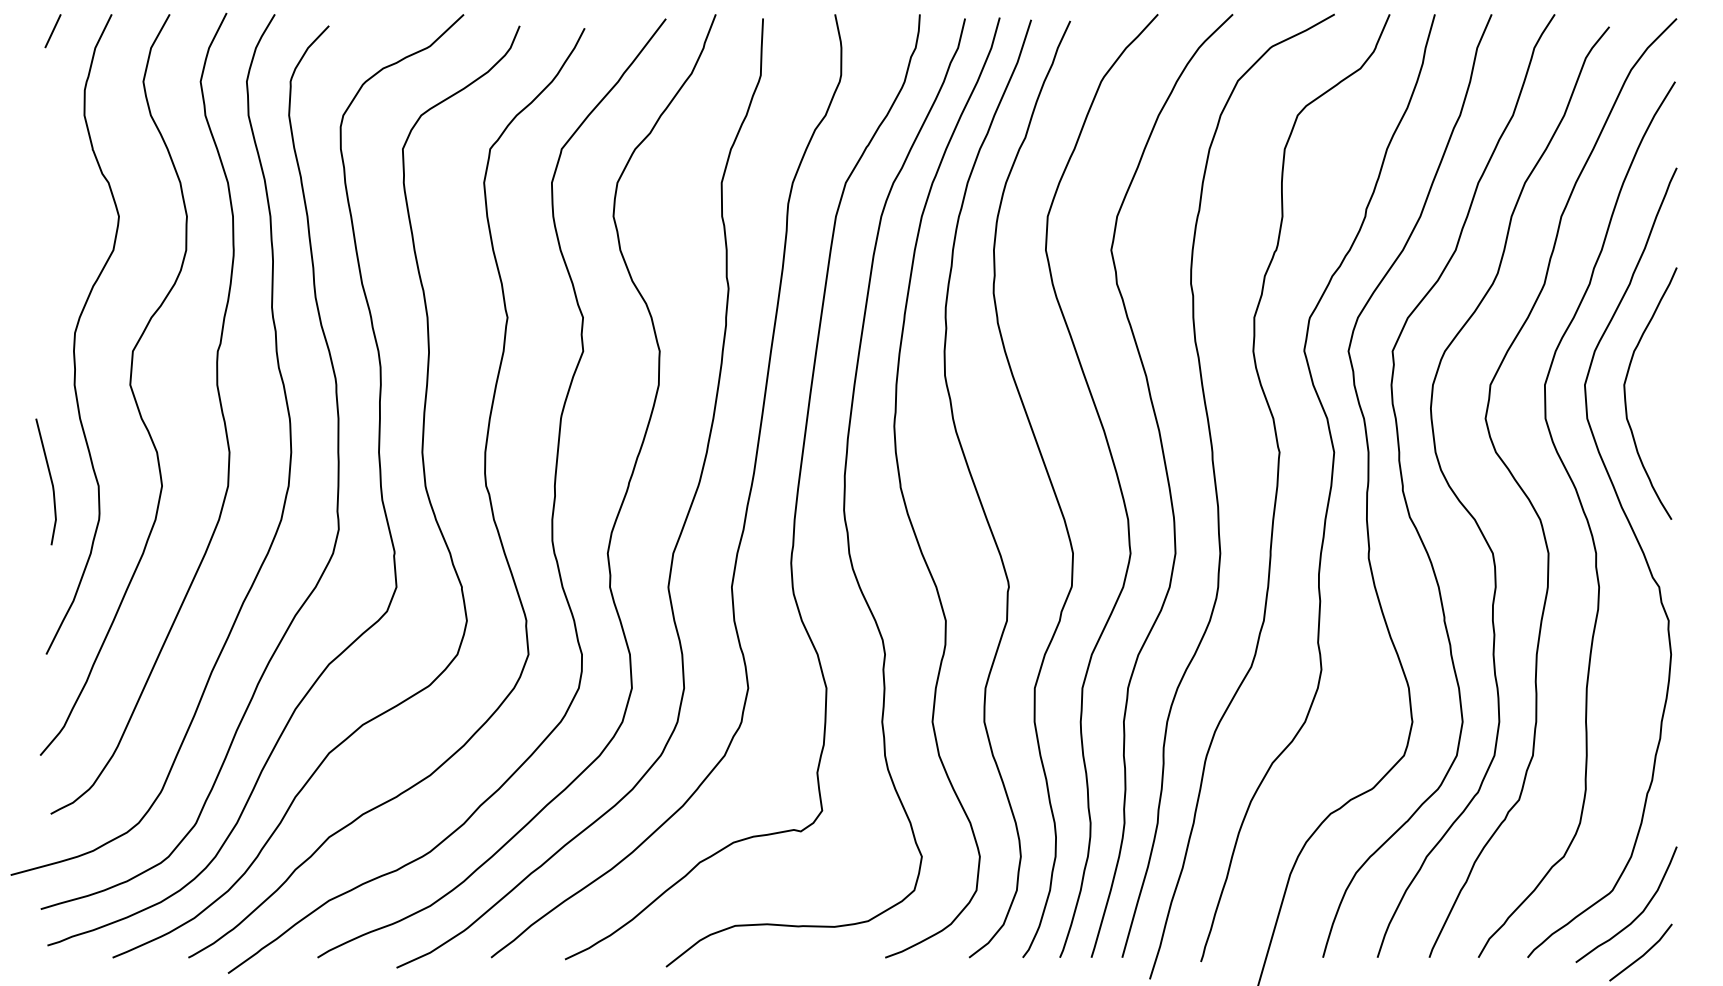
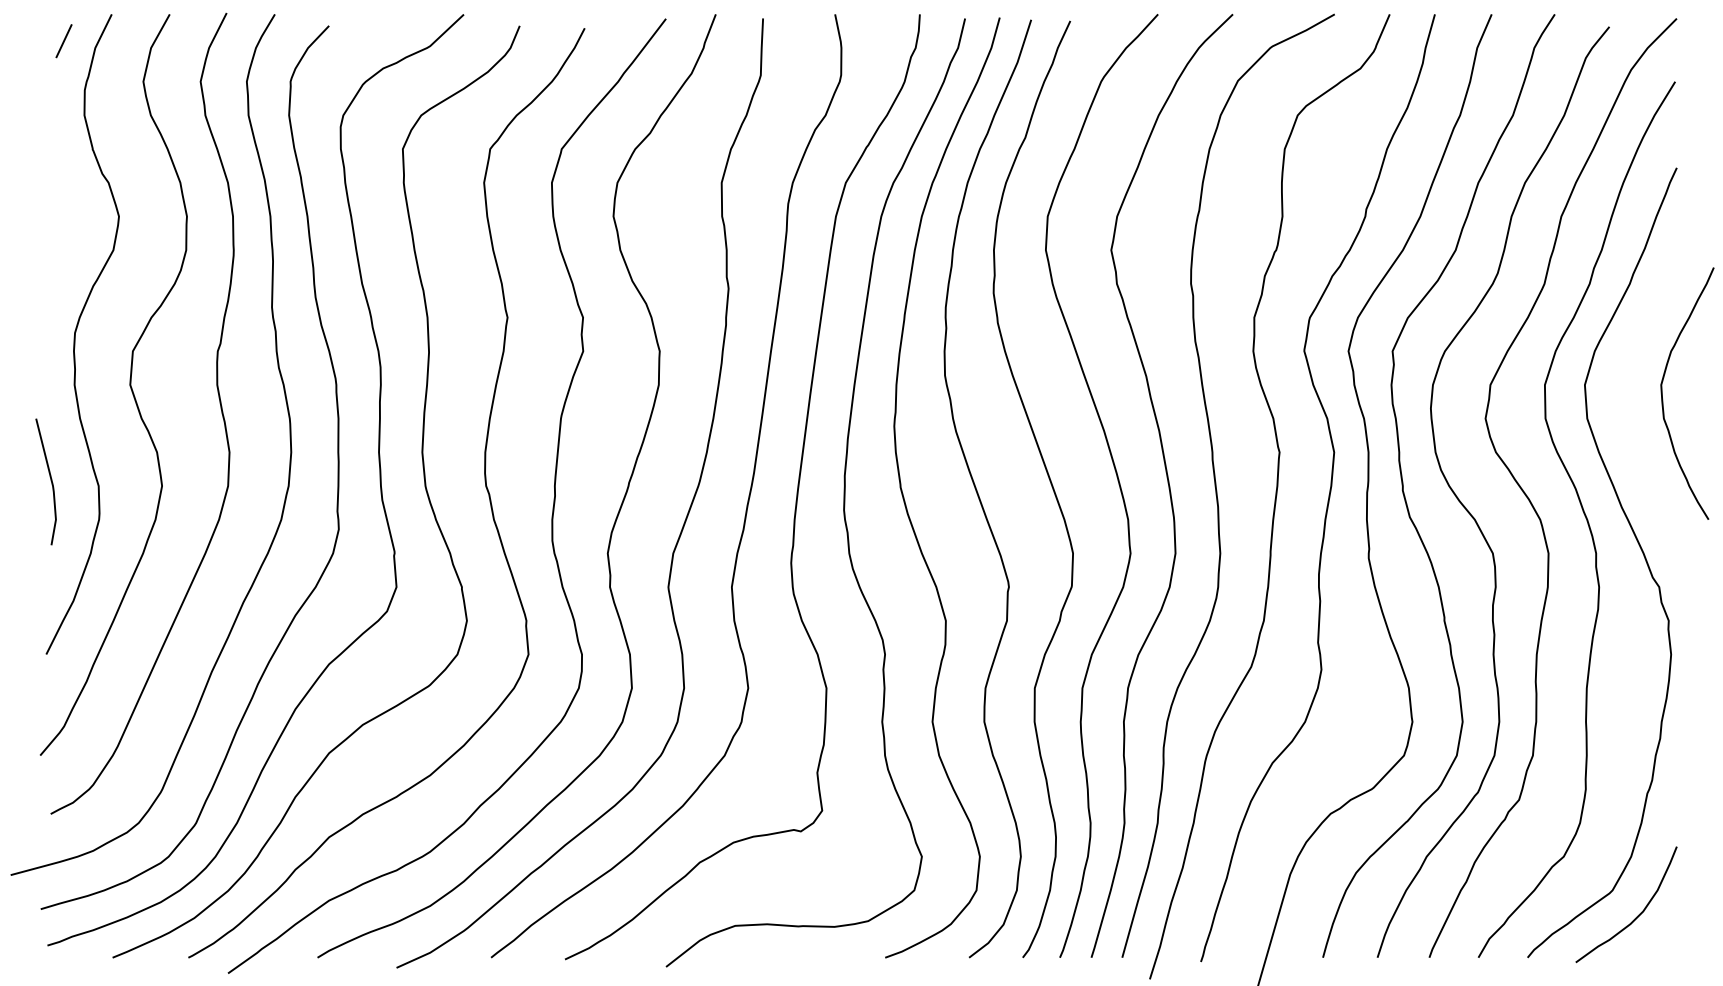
line position: (52, 31) -> (63, 41) (63, 41)
curve position: (1626, 399) -> (1663, 399) (1663, 399)
line: present -> none (1642, 954)
